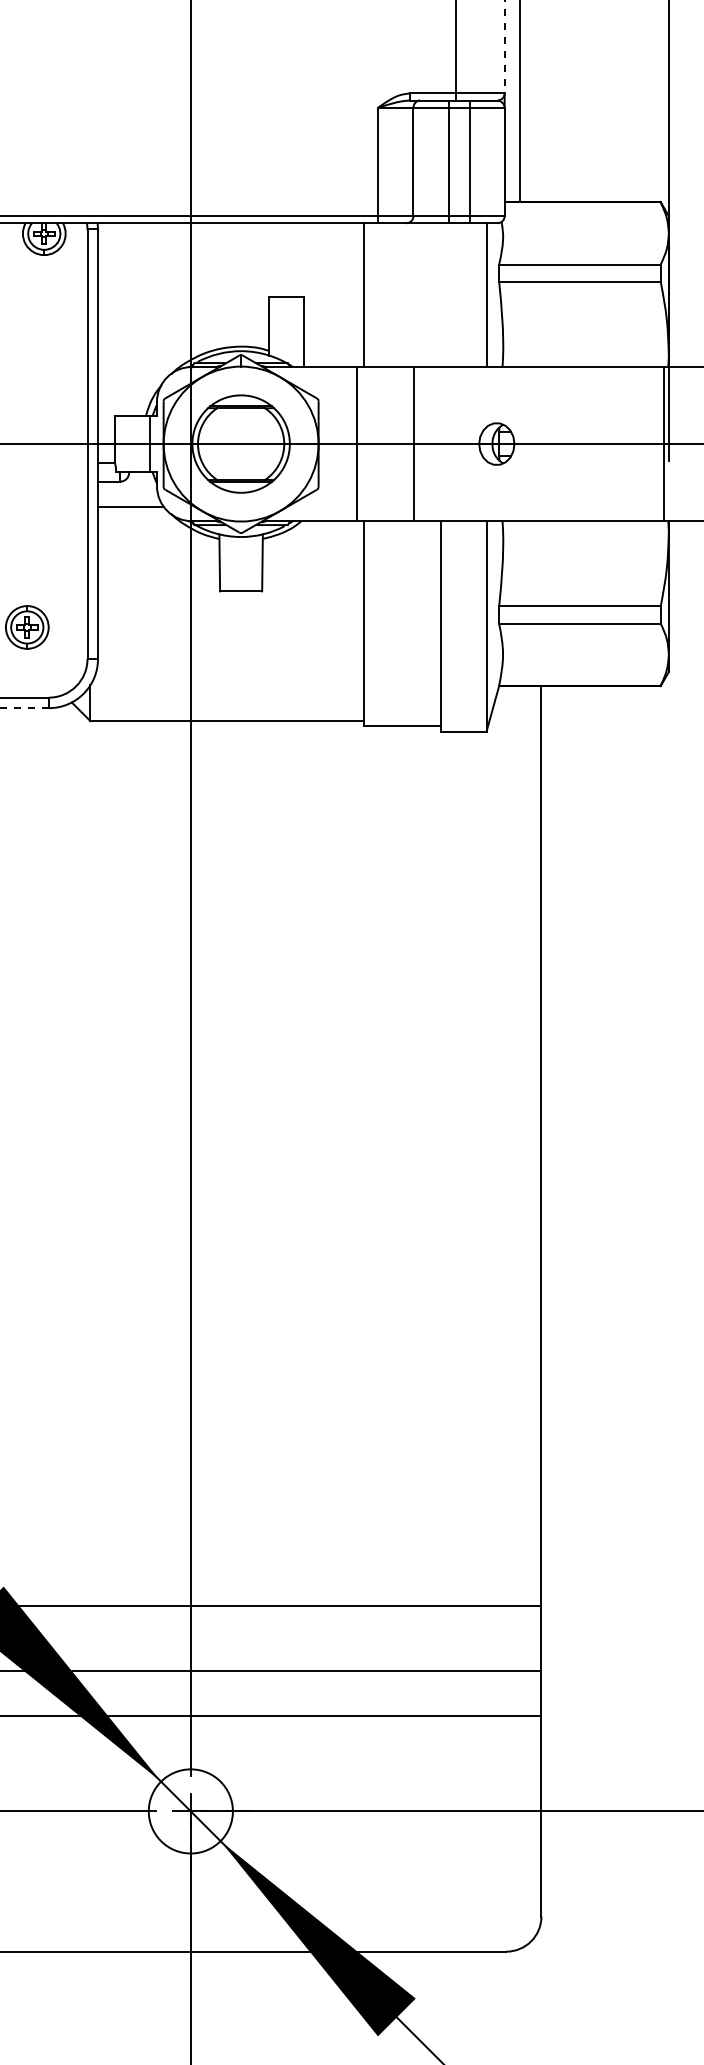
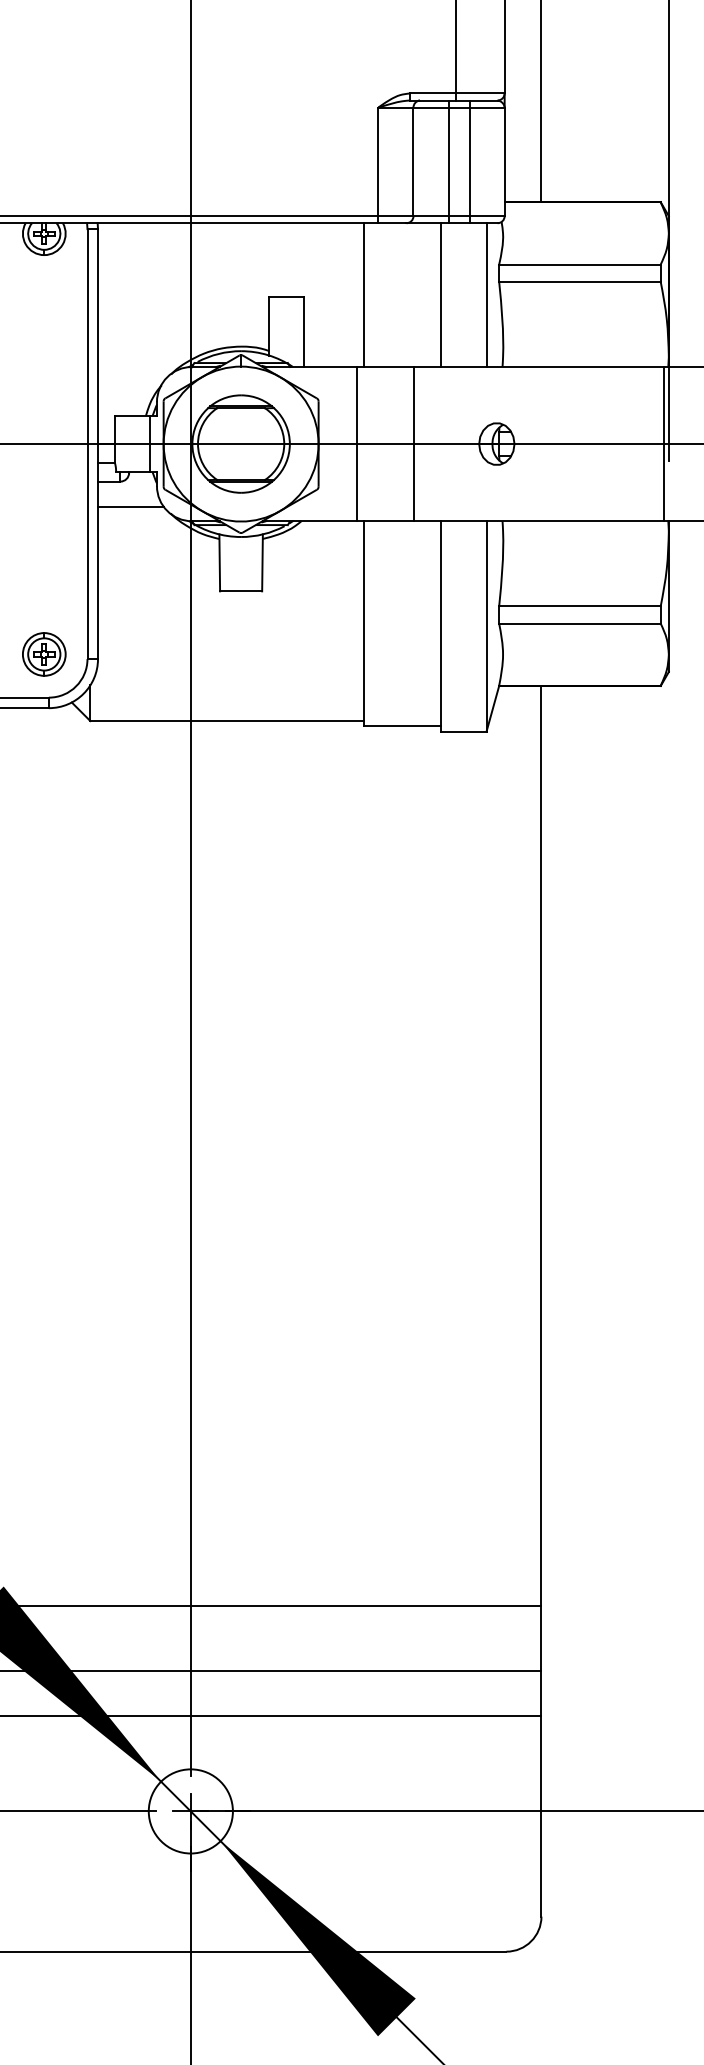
line: dashed -> solid (504, 47)
line position: (520, 102) -> (541, 102) (541, 102)
line: none -> present (440, 294)
part position: (27, 627) -> (44, 654) (44, 654)
line: dashed -> solid (24, 708)
